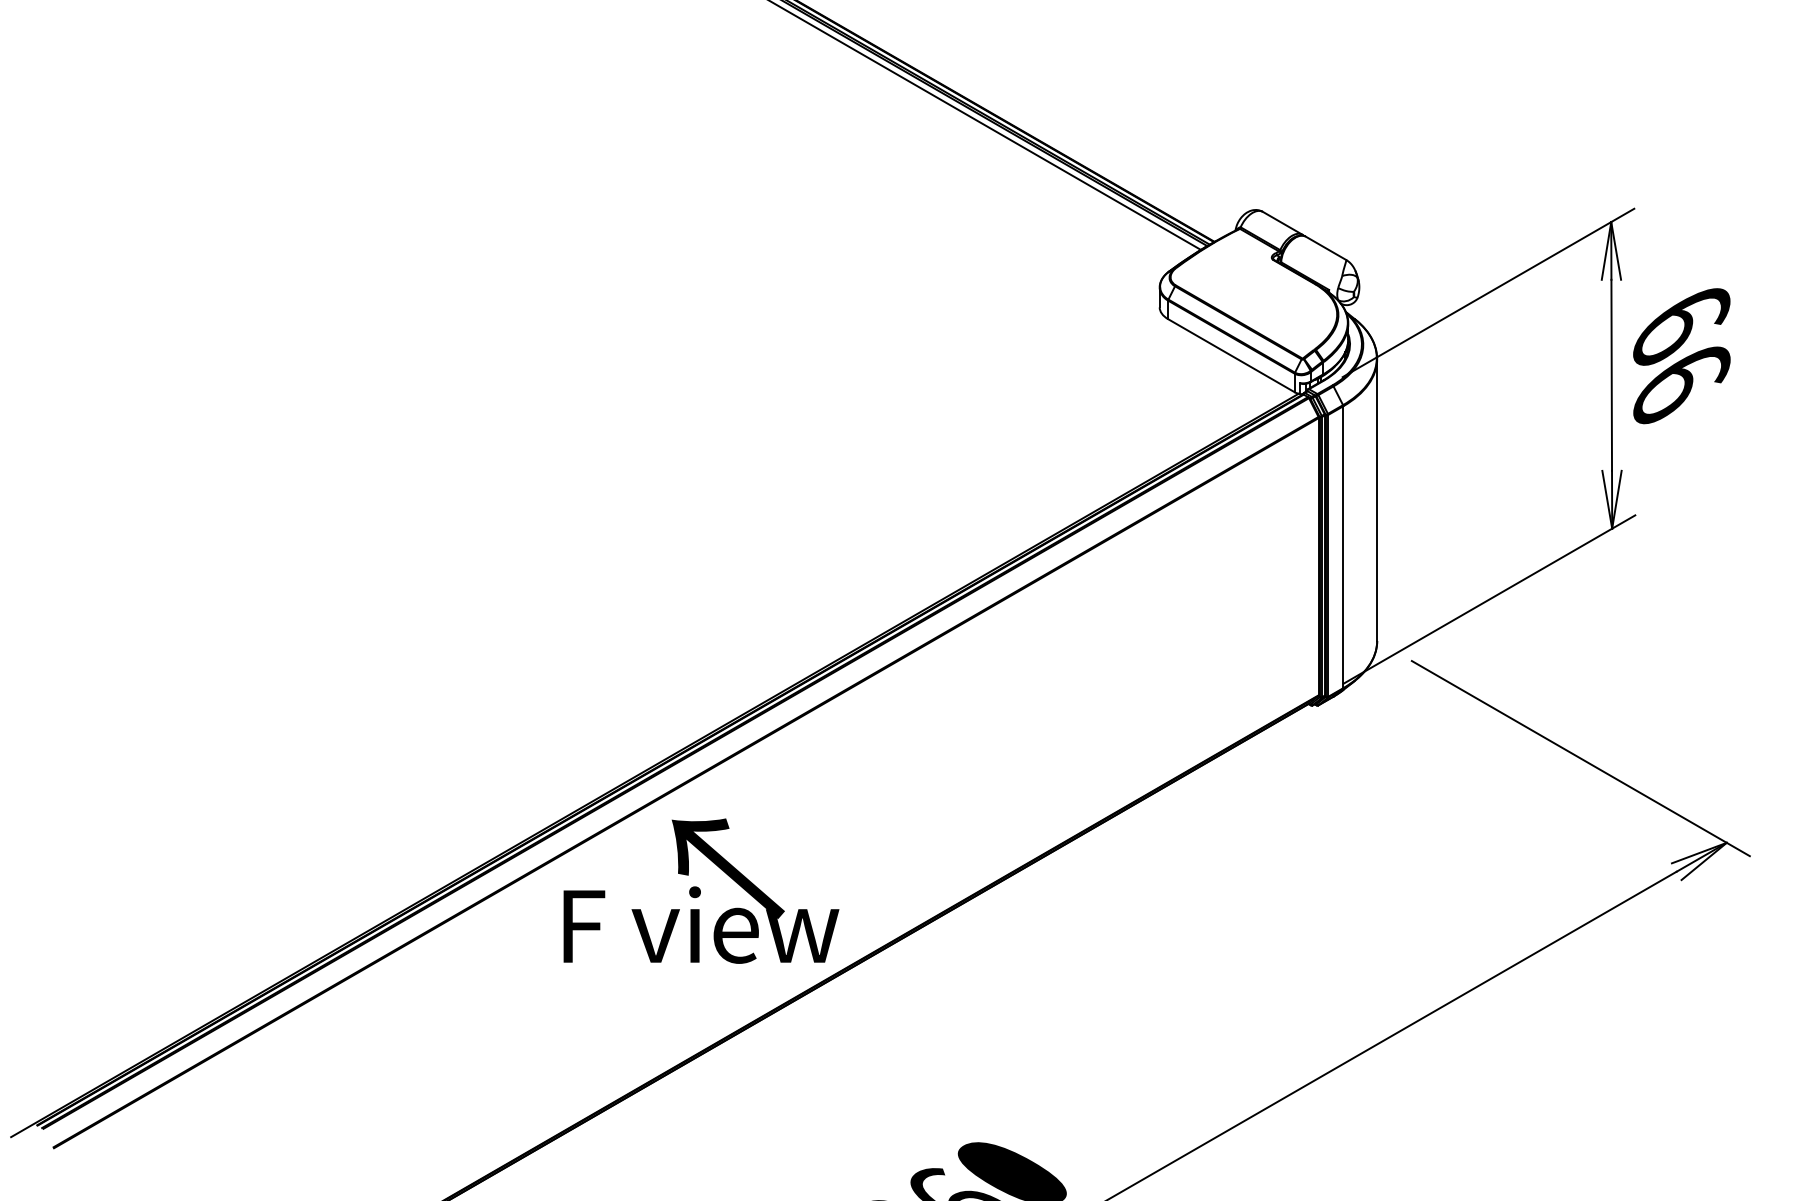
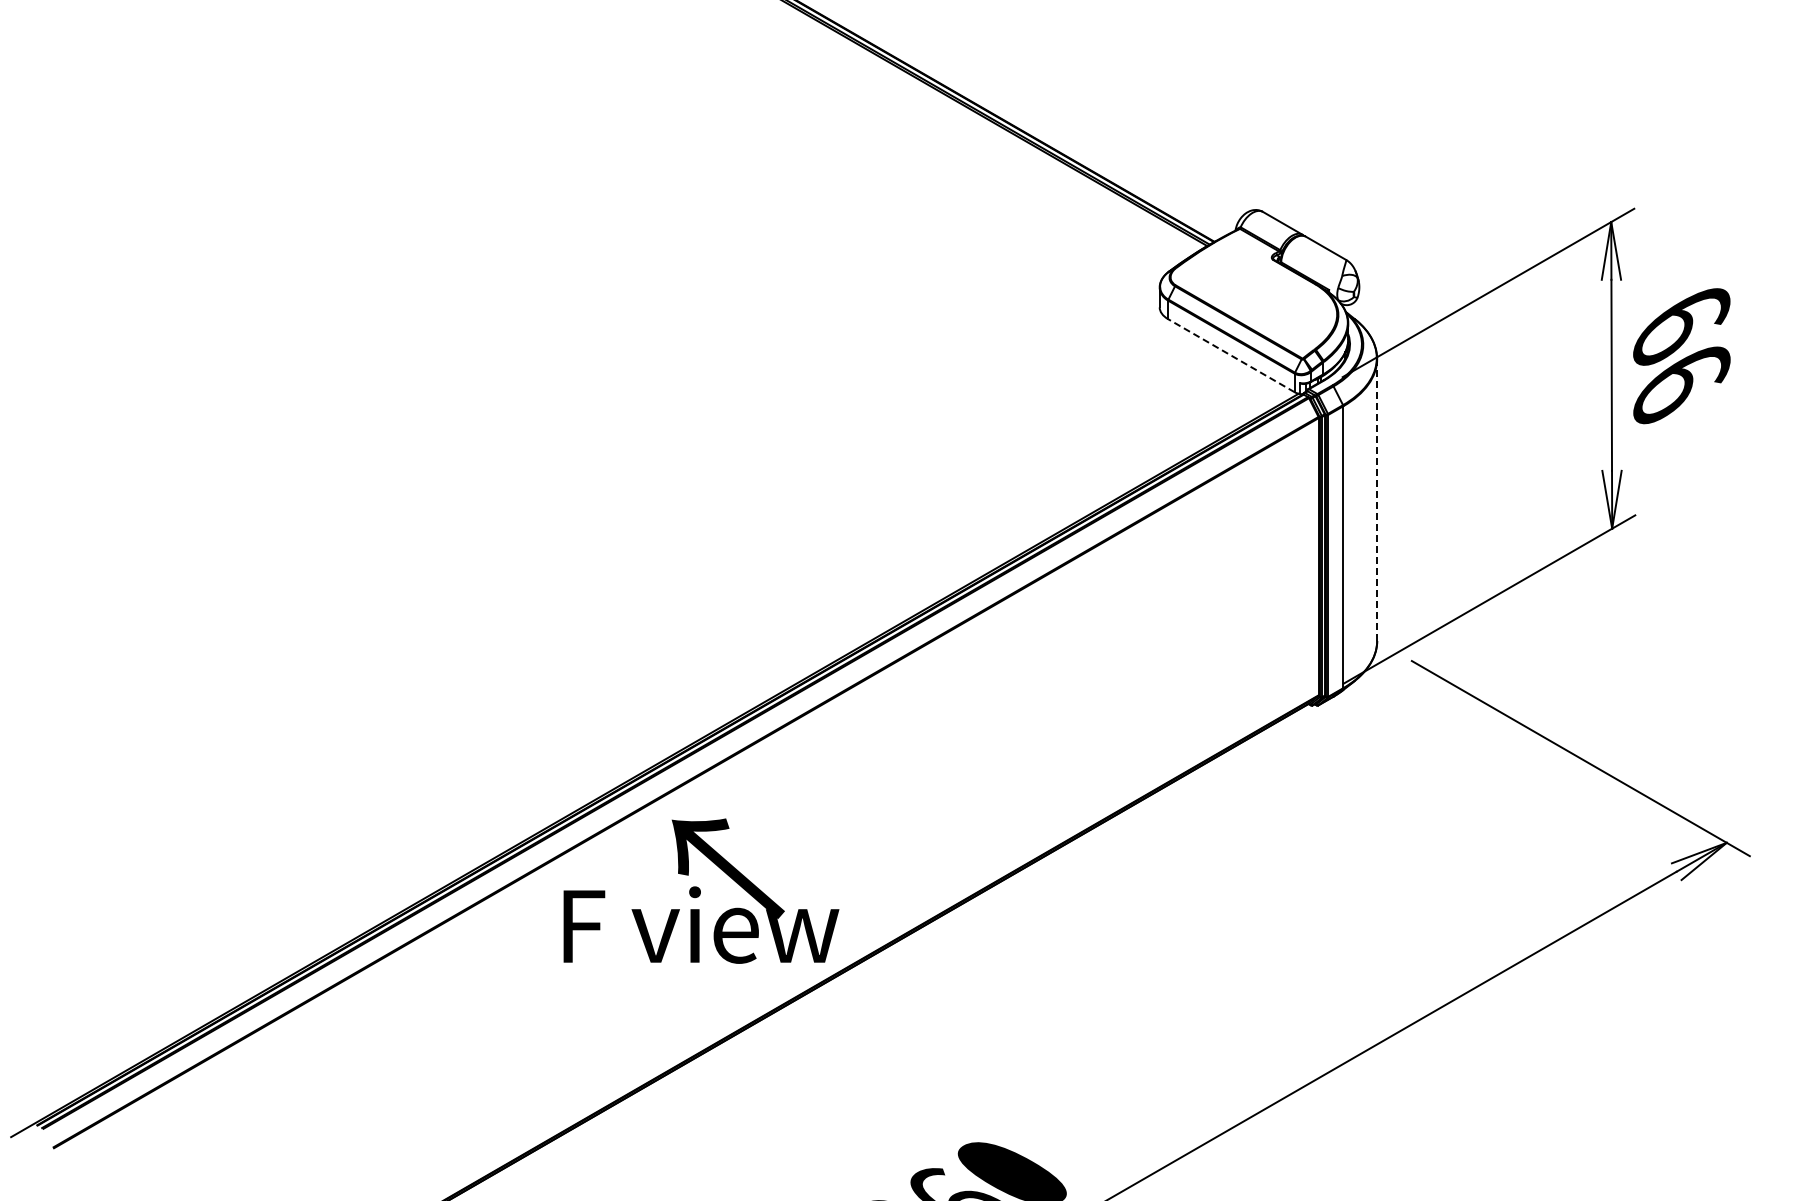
line: present -> none (986, 125)
line: solid -> dashed (1231, 355)
line: solid -> dashed (1377, 500)
